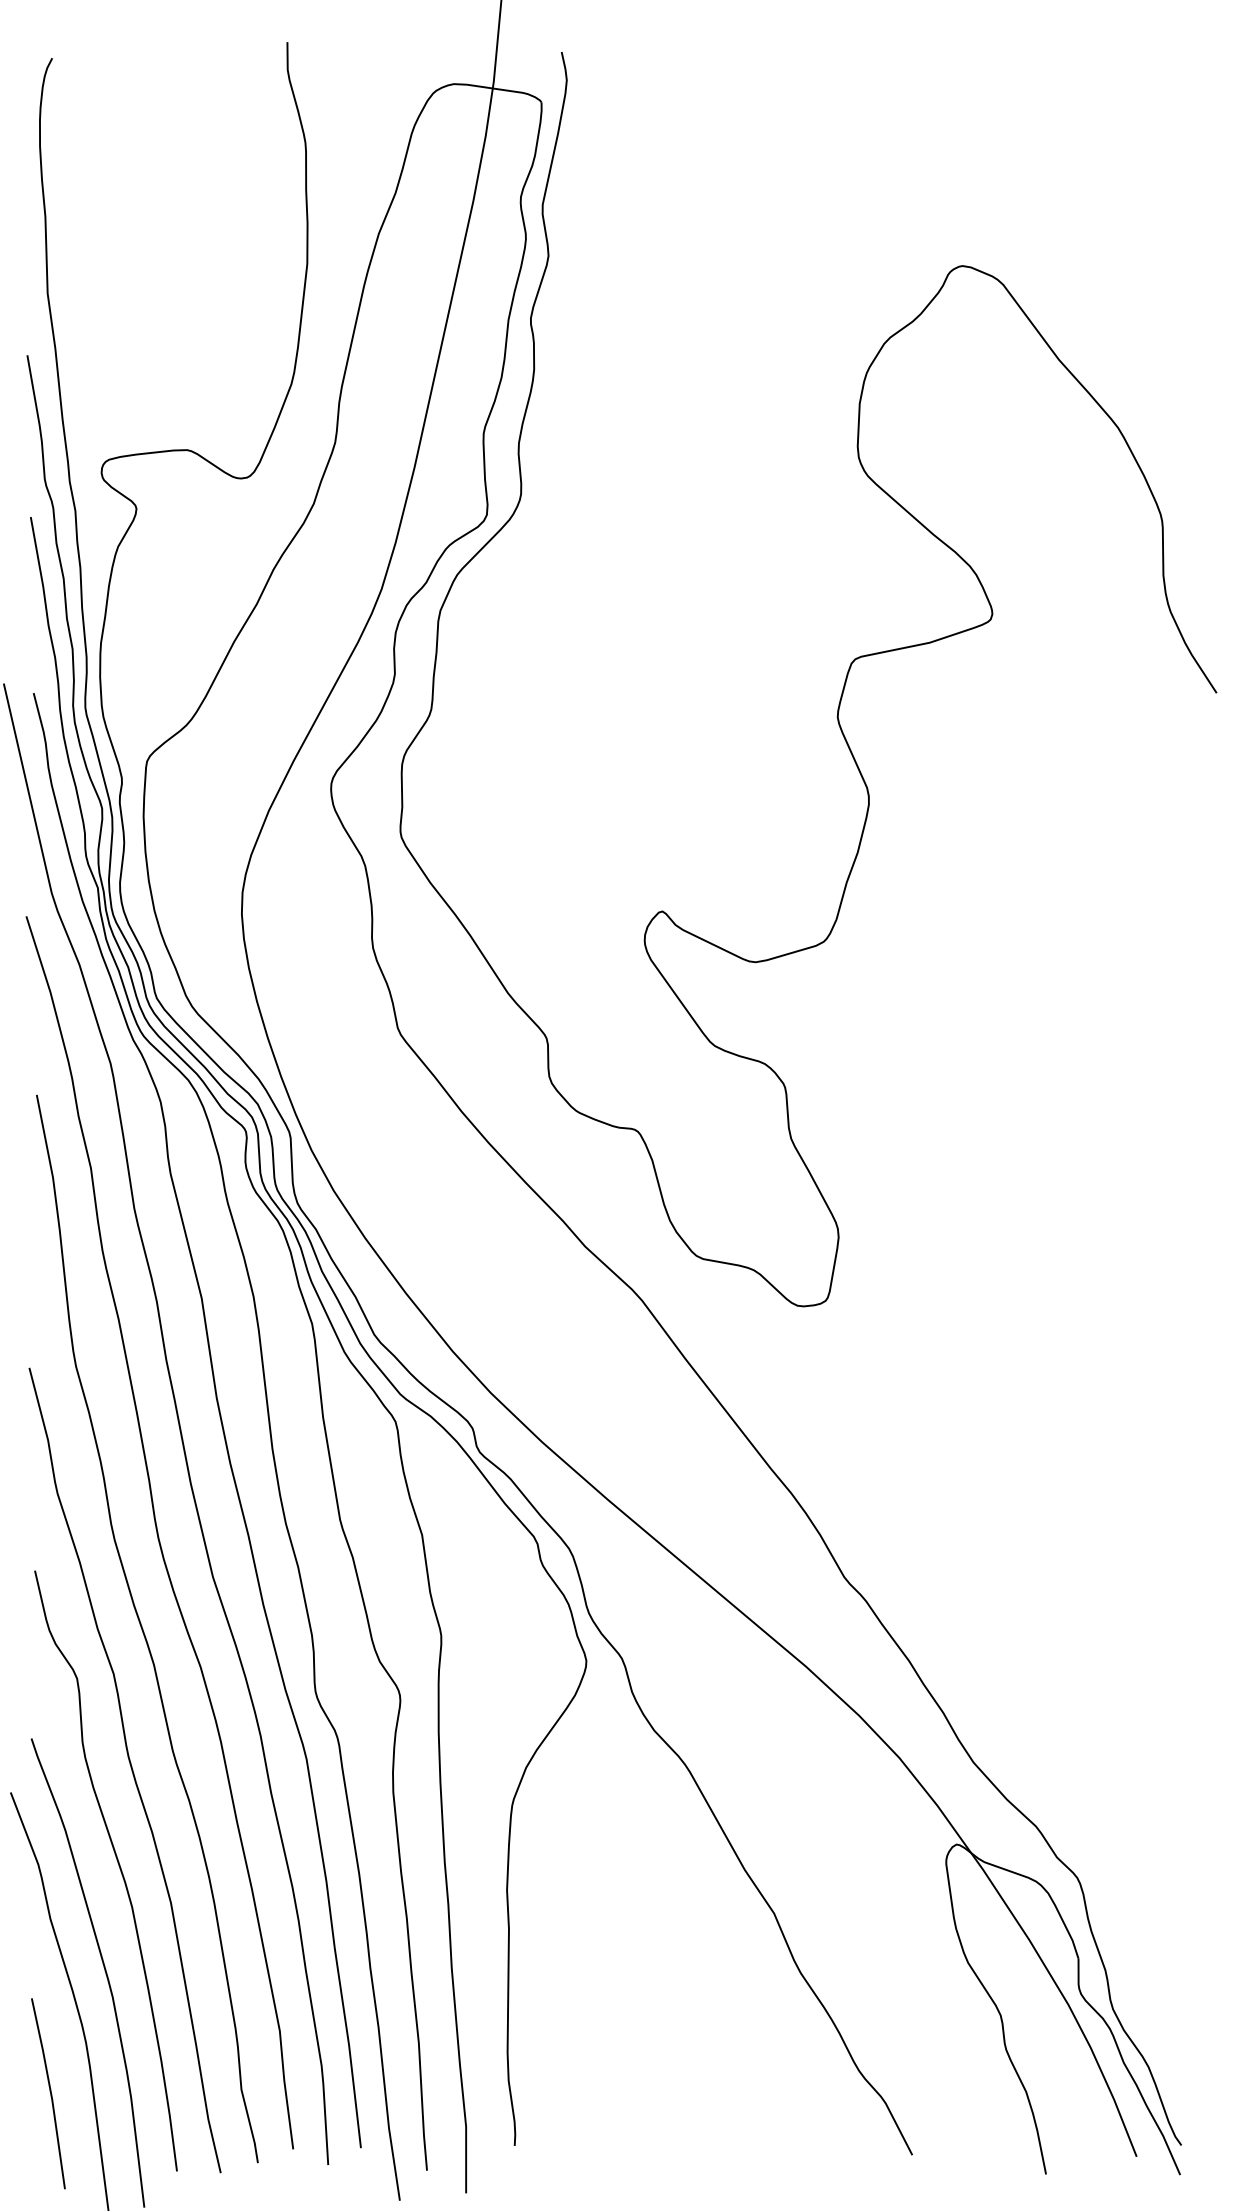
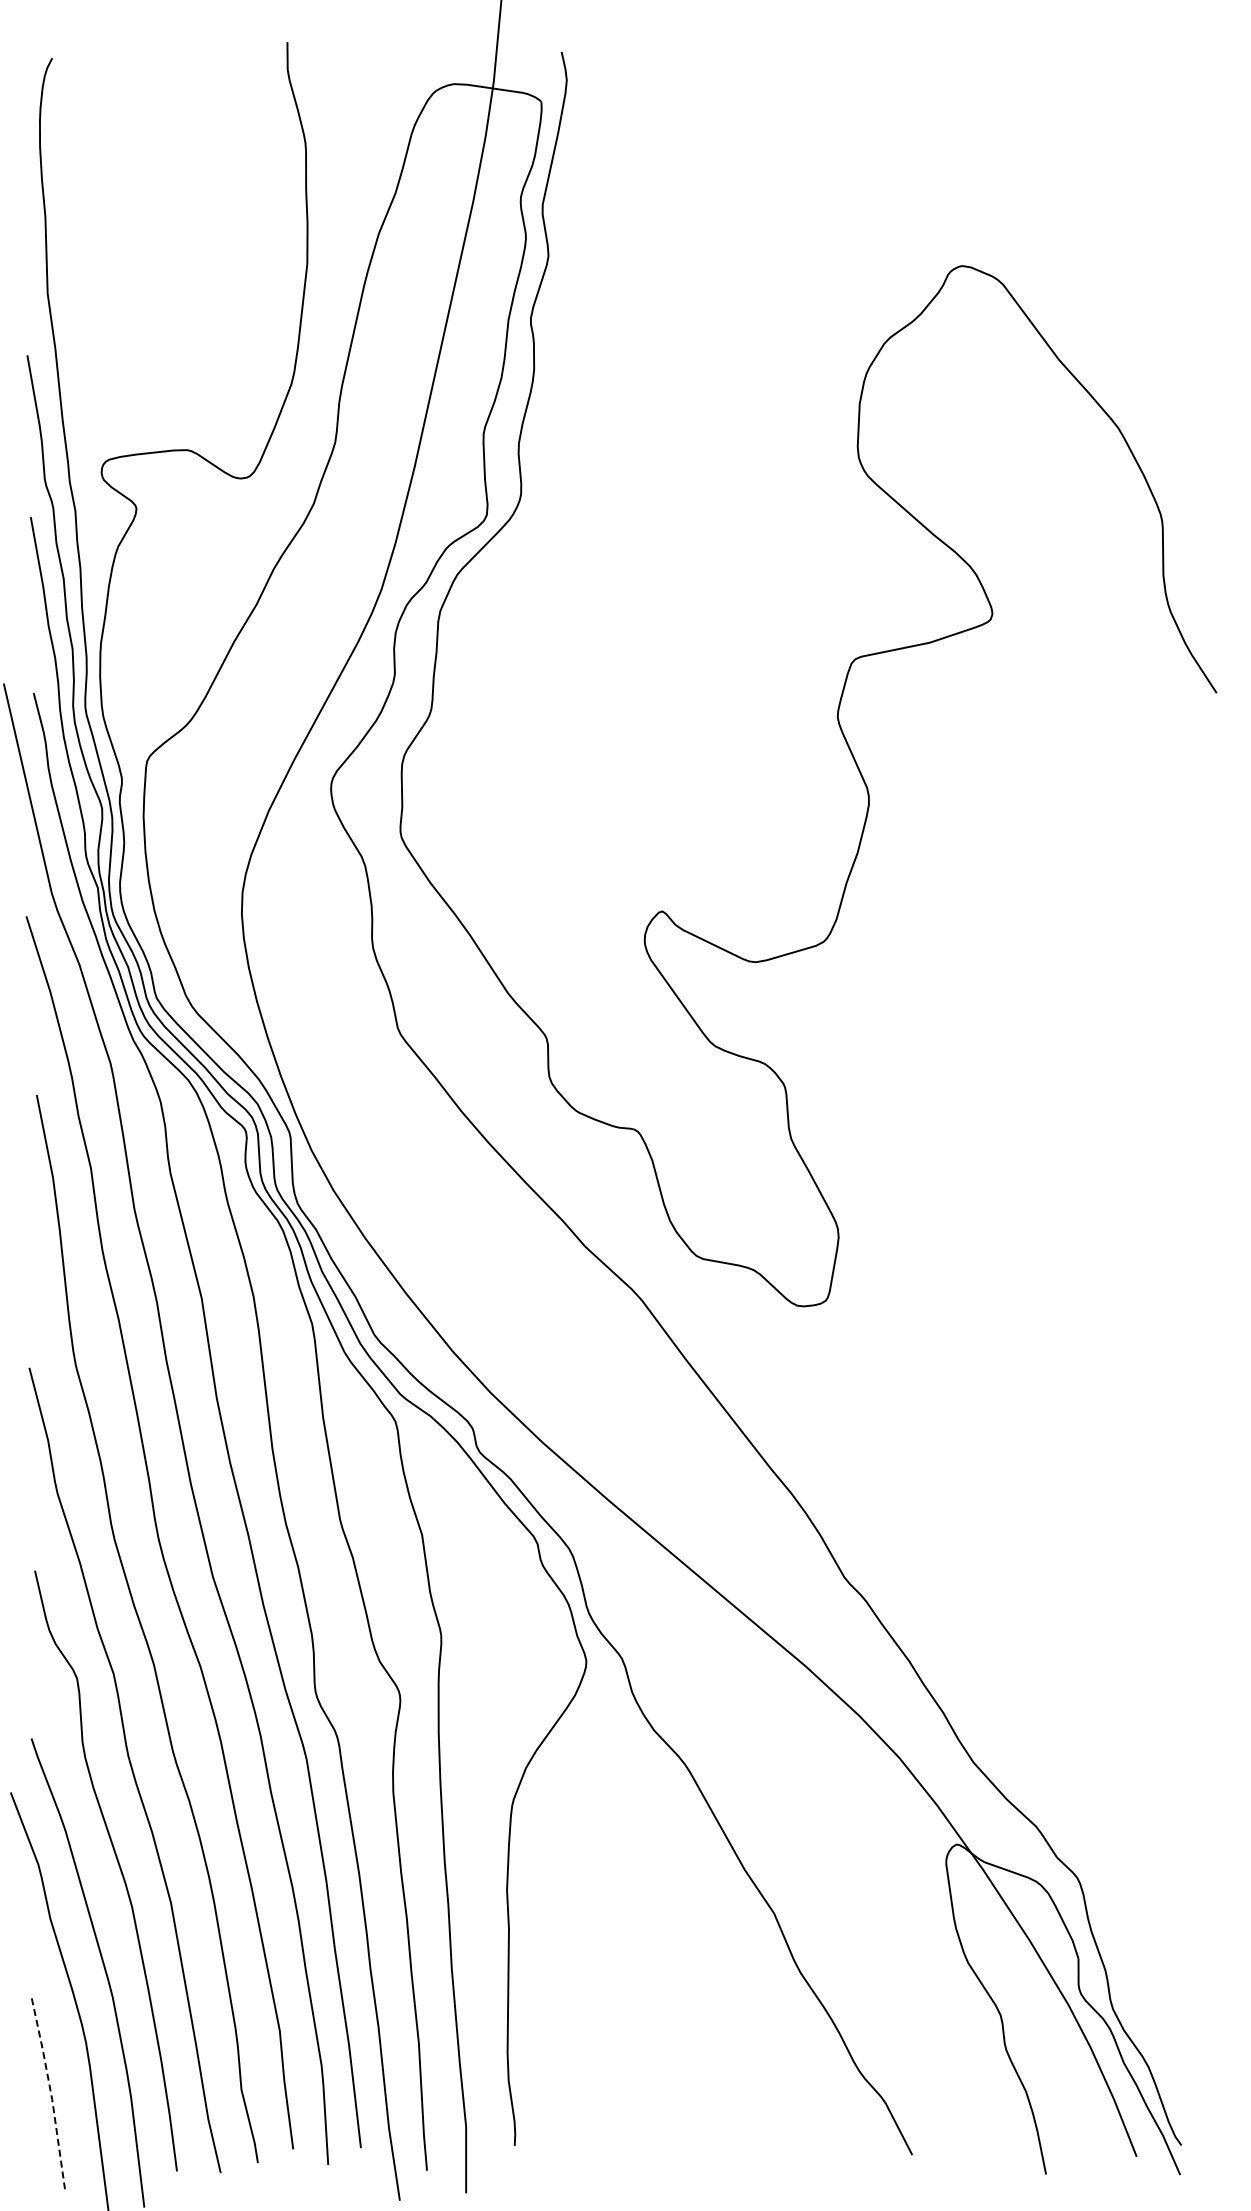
line: solid -> dashed (51, 2093)
